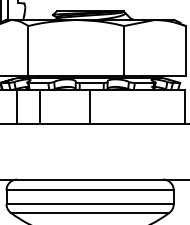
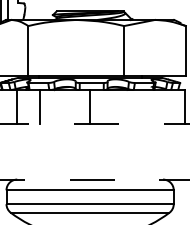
line: solid -> dashed (94, 123)
line: solid -> dashed (95, 179)
